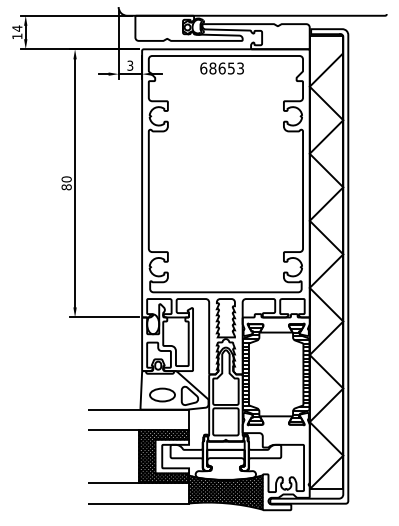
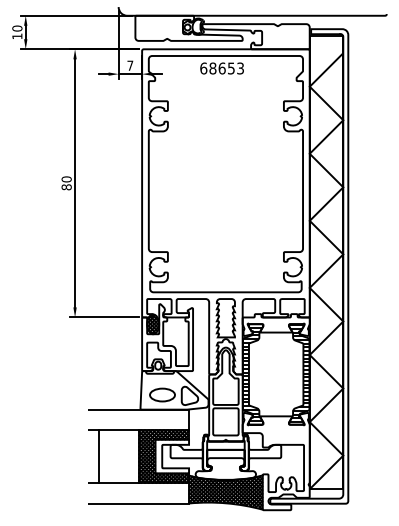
text: 14 -> 10 (17, 28)
text: 3 -> 7 (130, 65)
hatch: none -> present (153, 324)
line: none -> present (98, 456)
